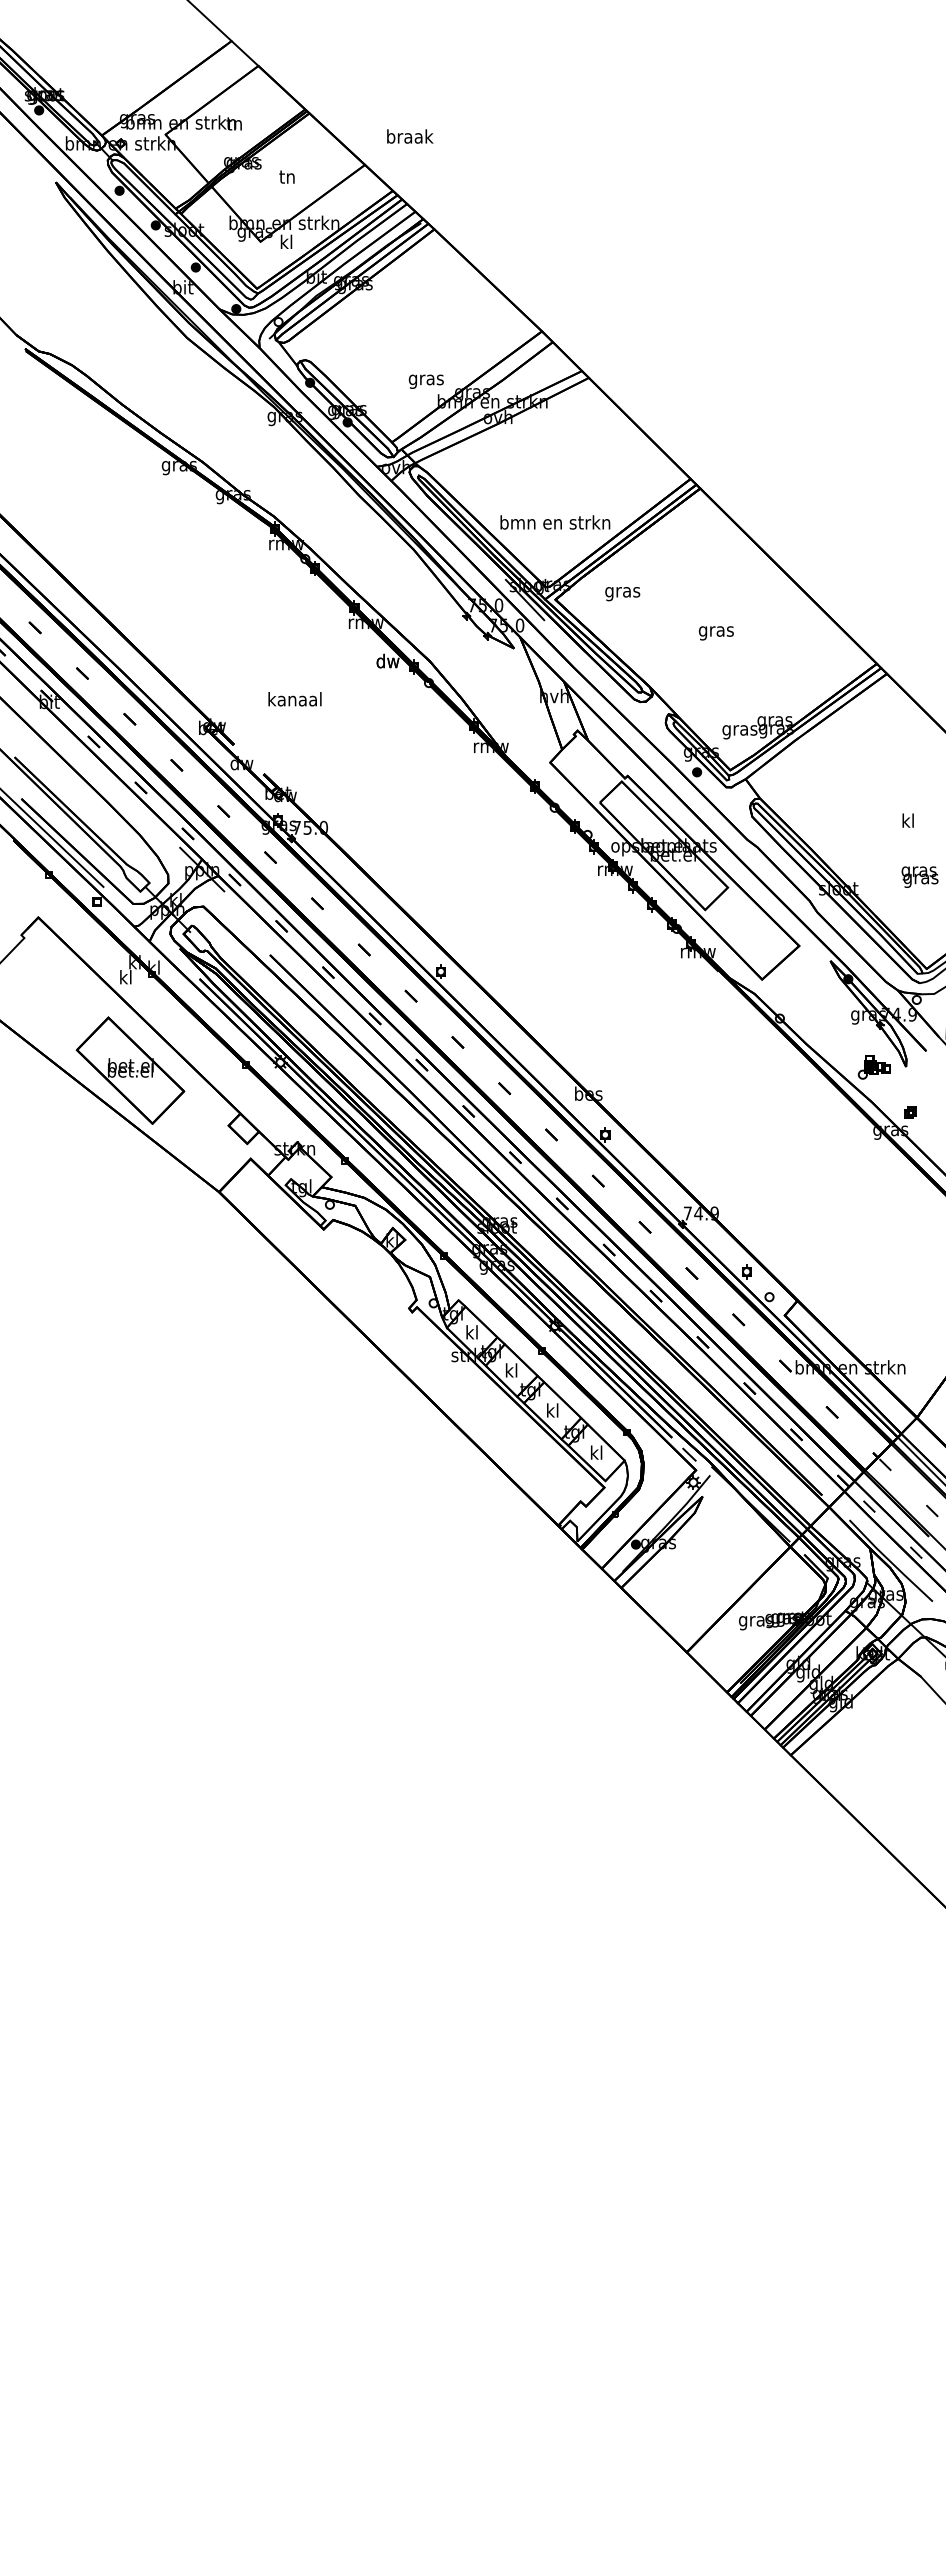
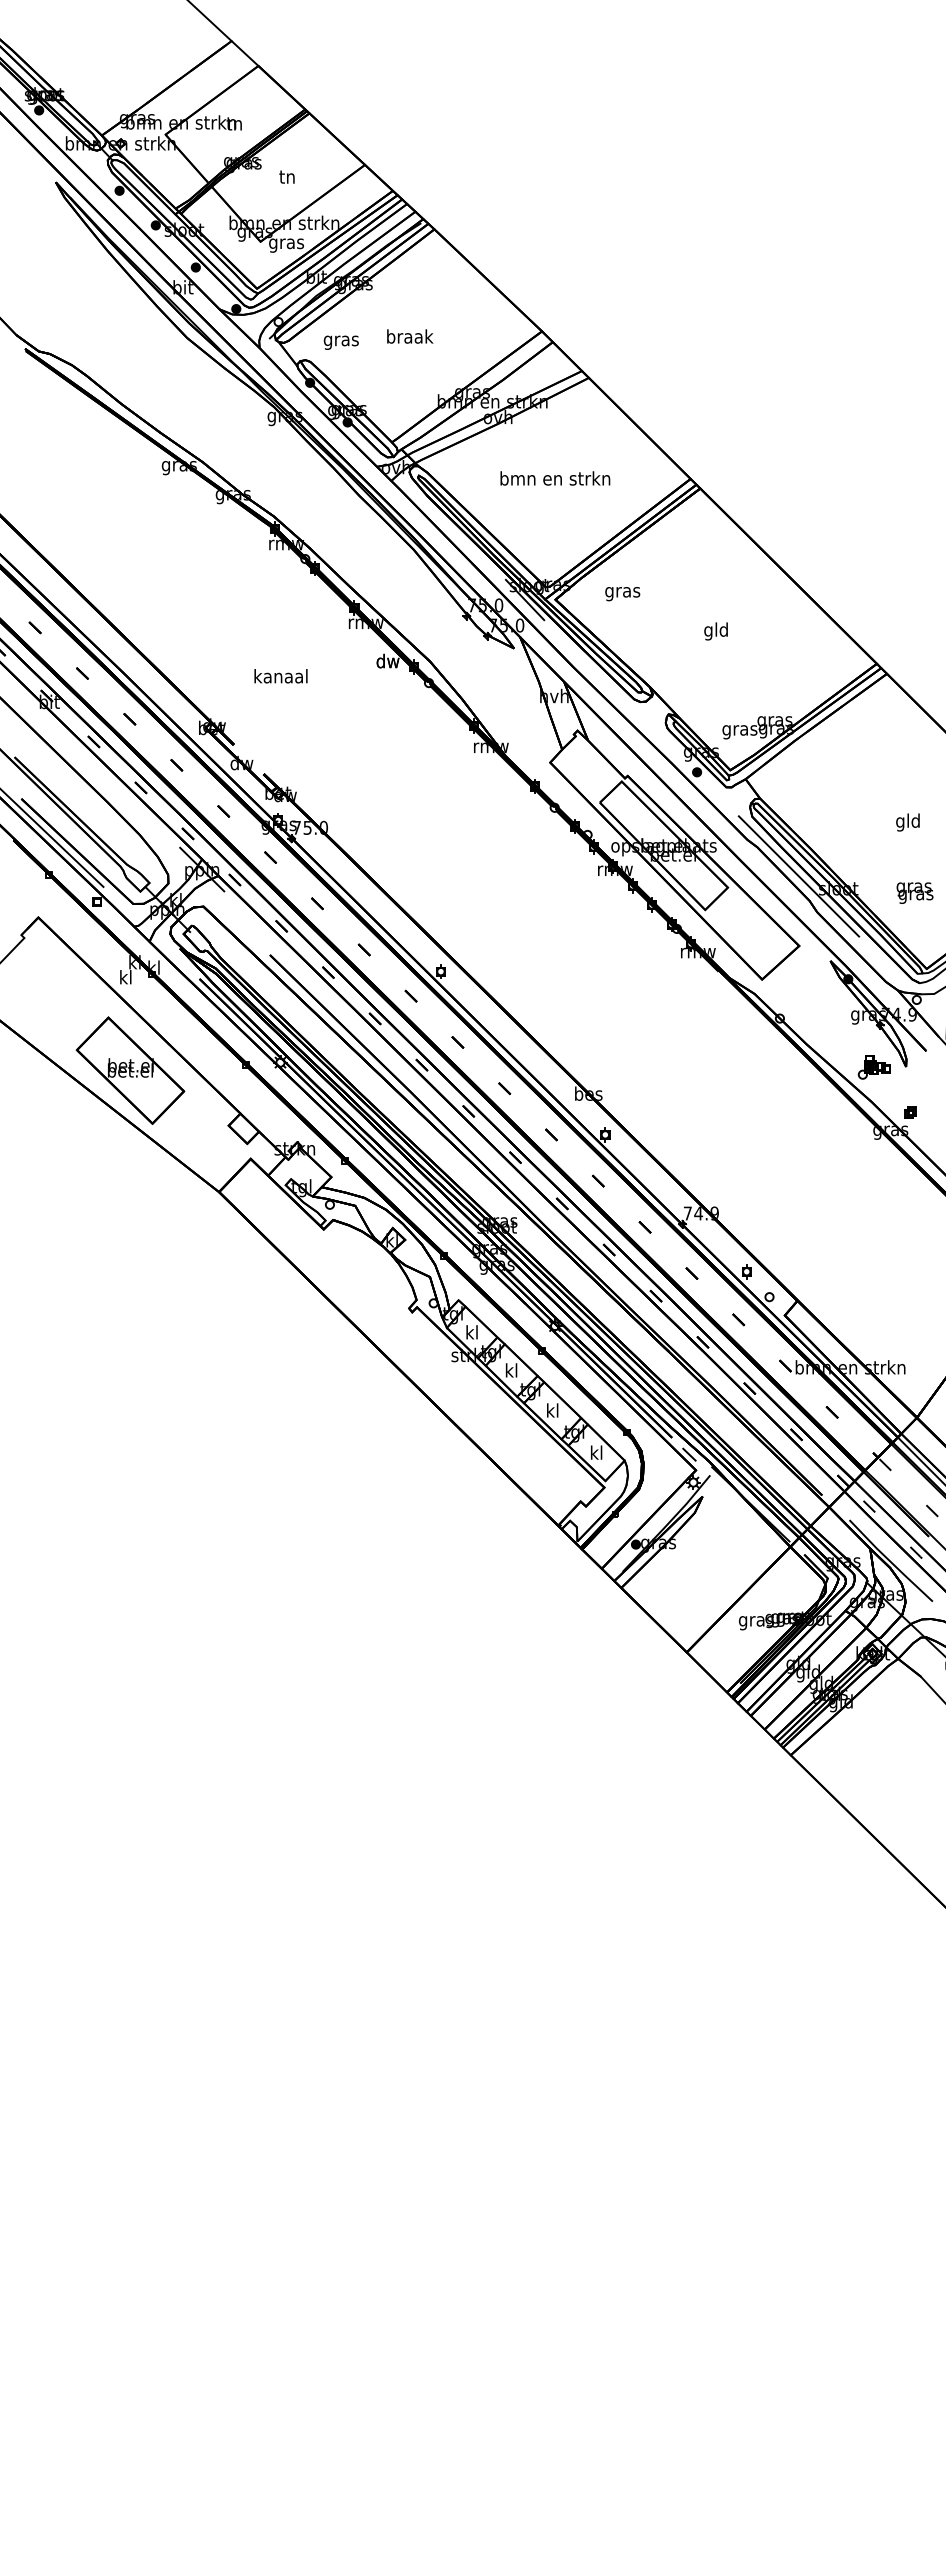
text position: (410, 136) -> (410, 336) (410, 336)
text: kl -> gras (286, 243)
text position: (425, 381) -> (340, 342) (340, 342)
text position: (555, 522) -> (555, 478) (555, 478)
text: gras -> gld (715, 631)
text position: (294, 699) -> (280, 676) (280, 676)
text: kl -> gld (907, 822)
line: none -> present (798, 876)
text position: (919, 876) -> (914, 892) (914, 892)
